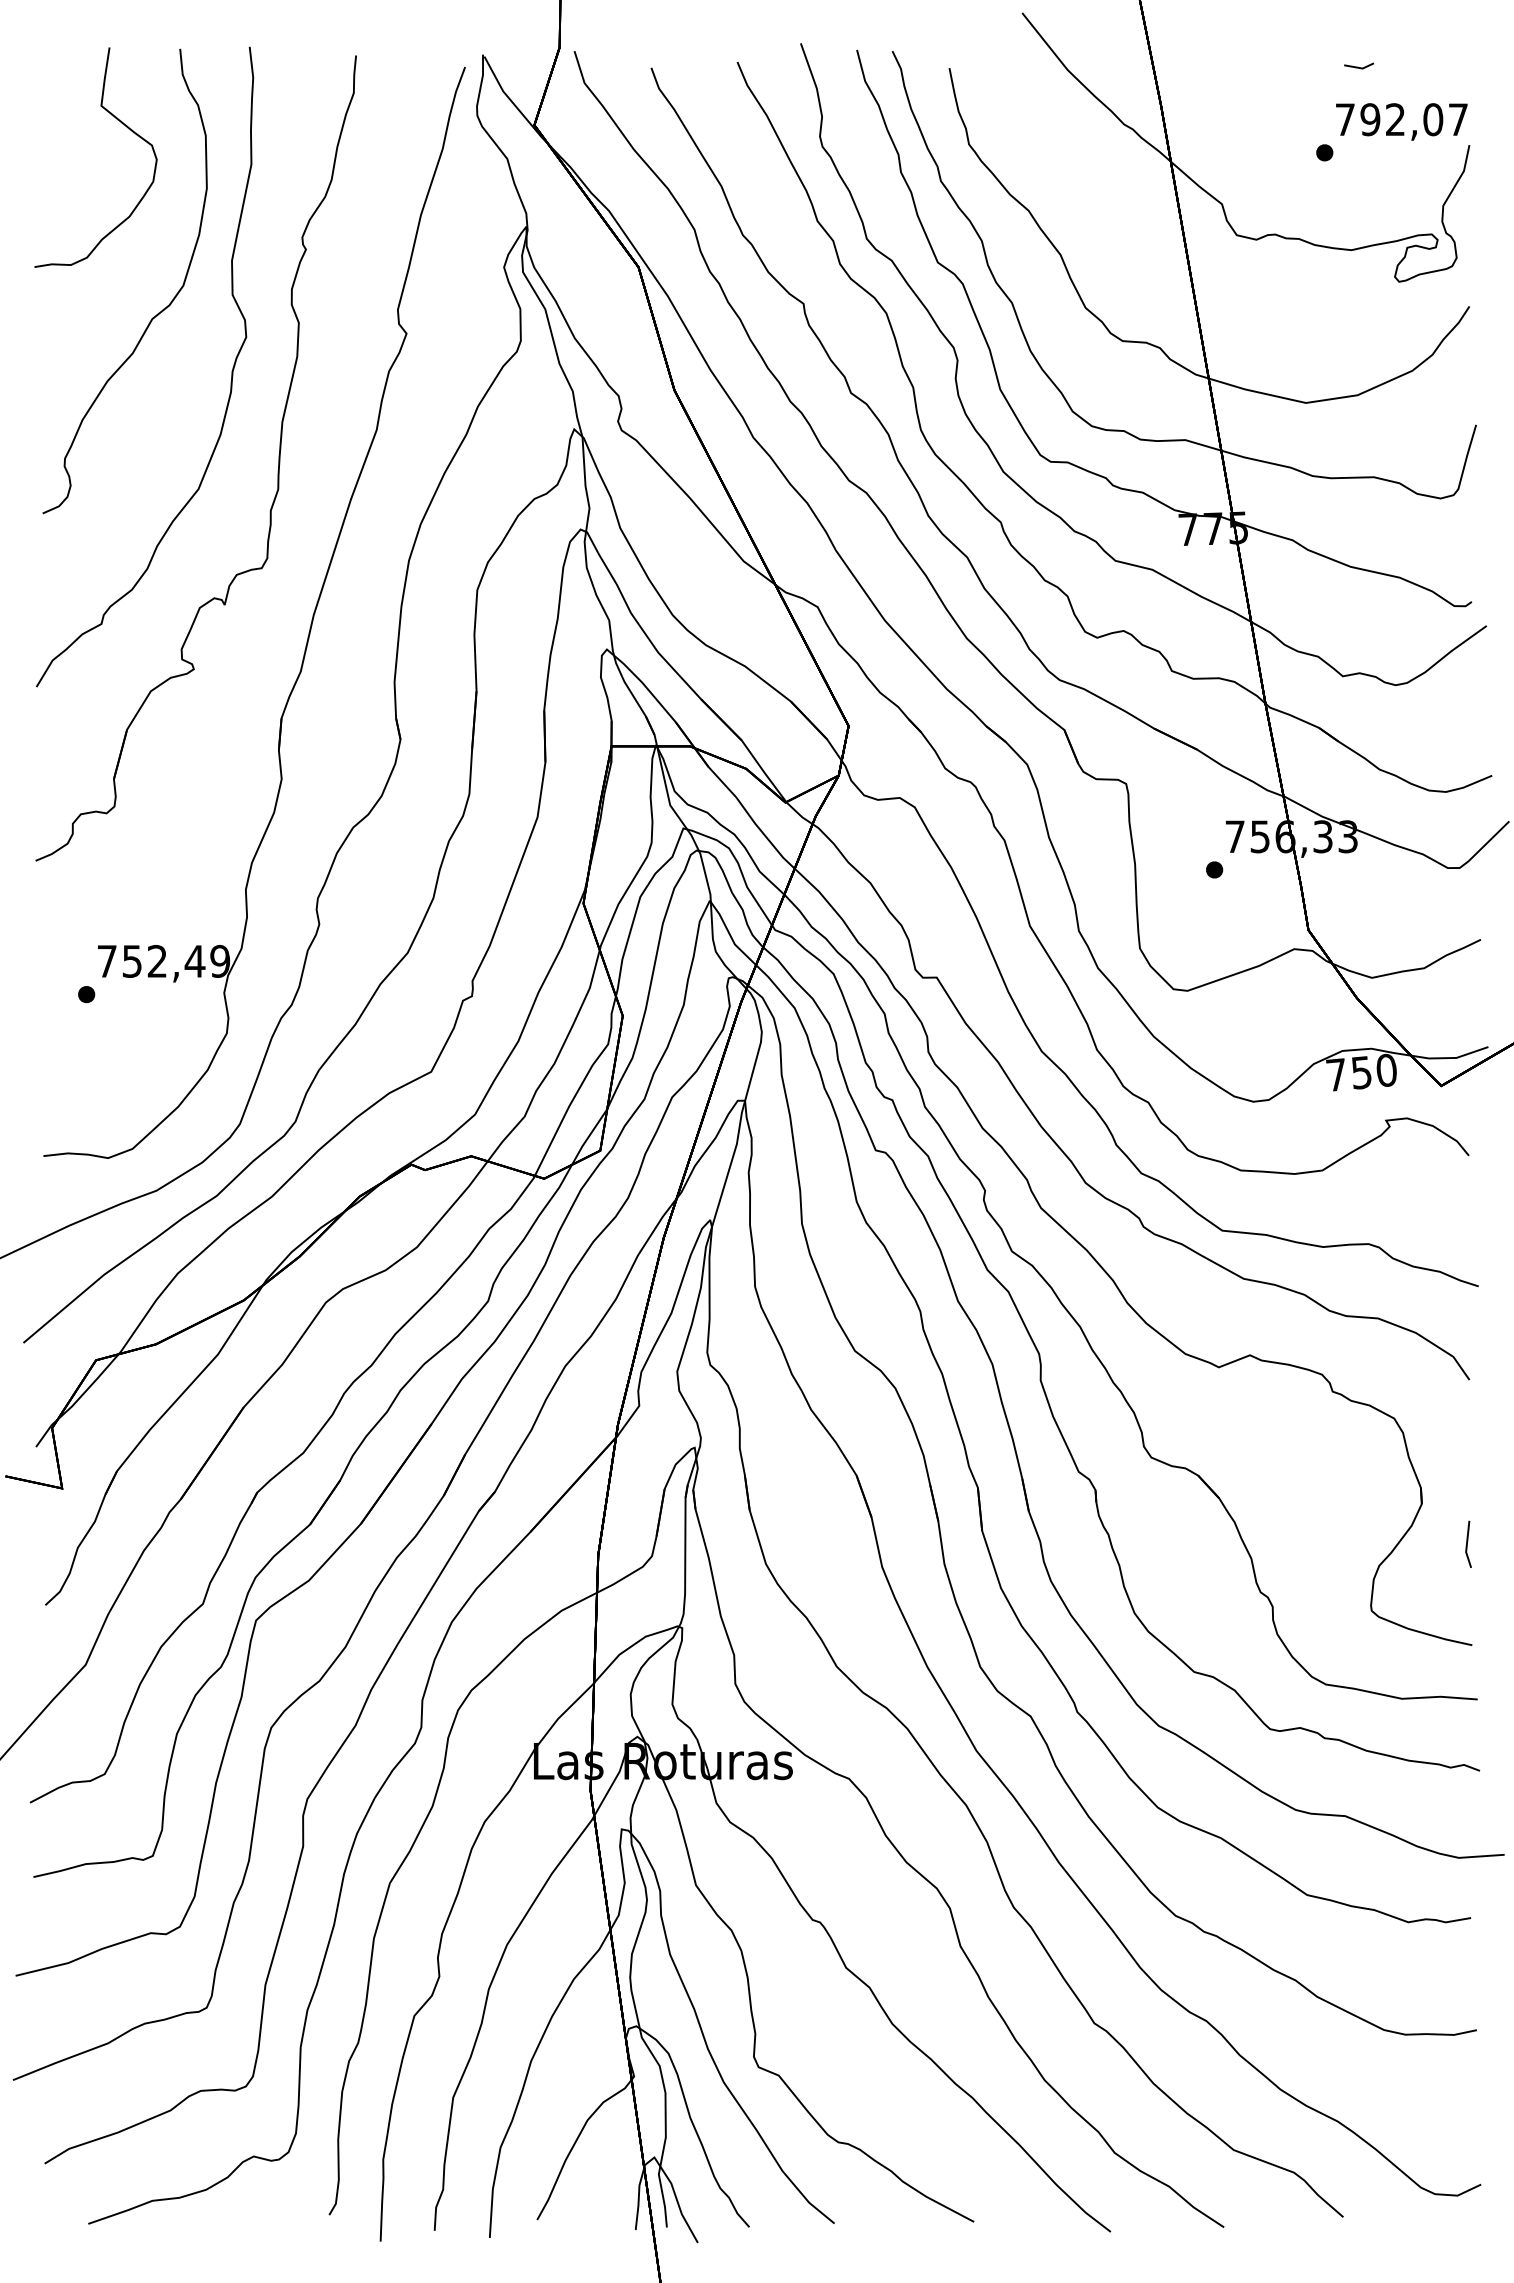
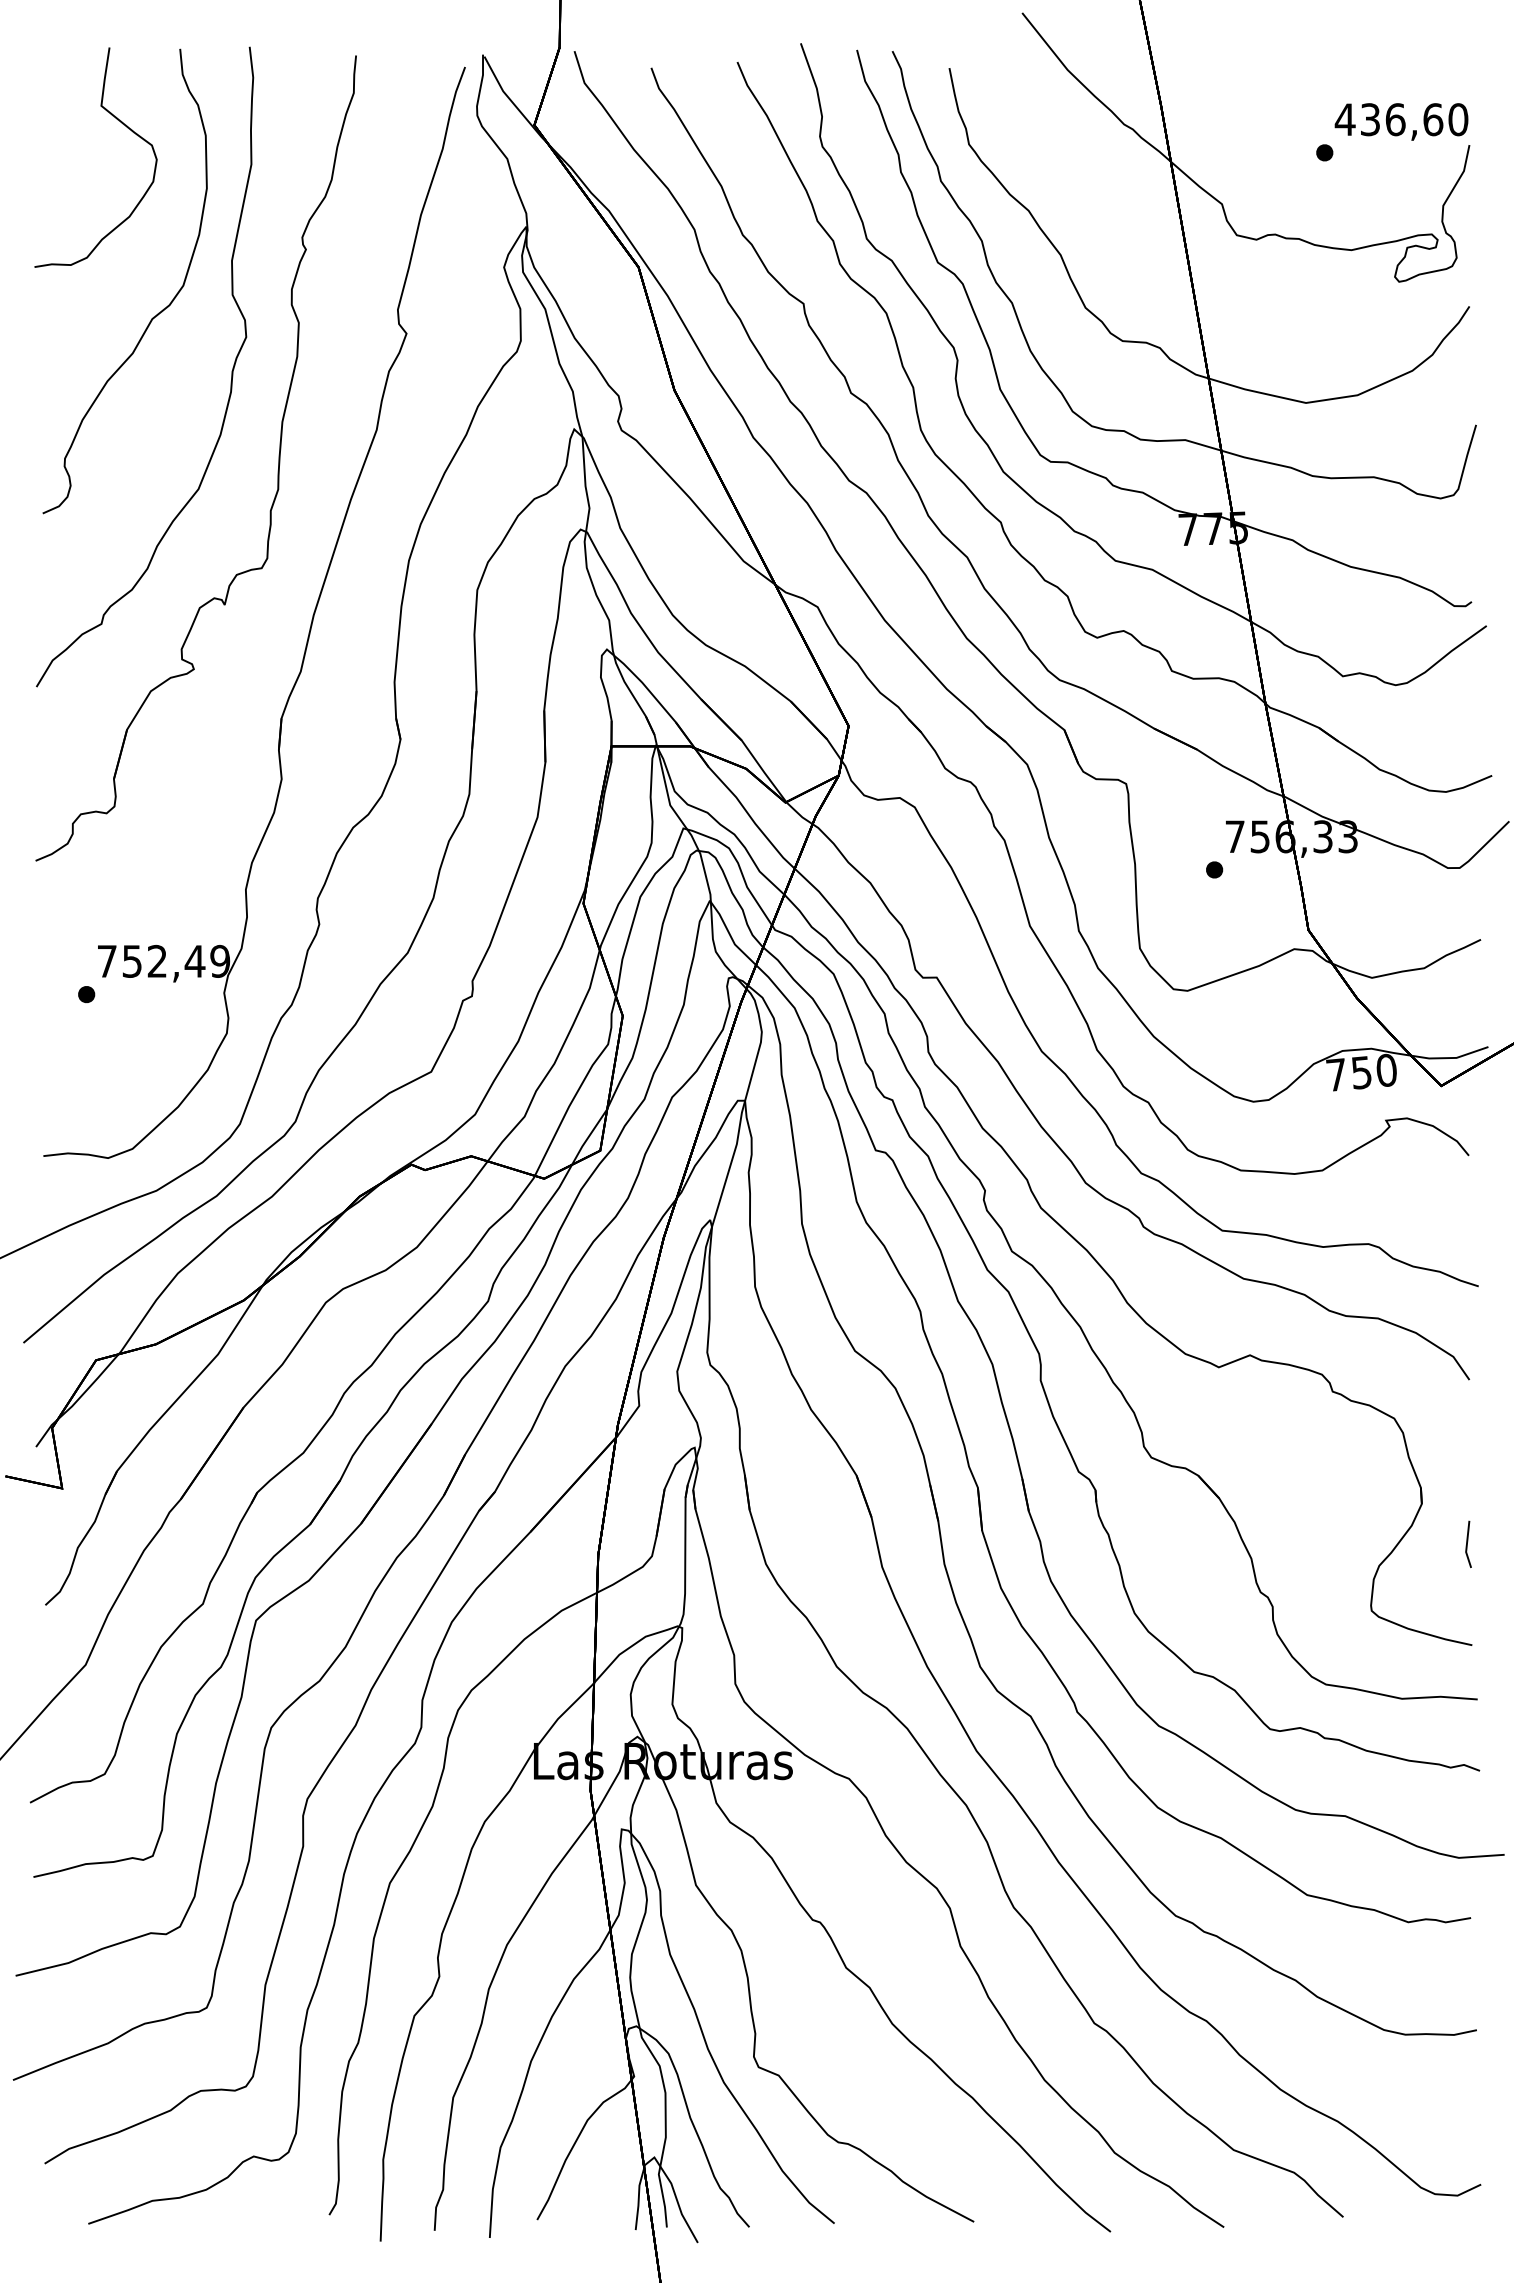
line: present -> none (1358, 66)
text: 792,07 -> 436,60 (1401, 119)
